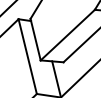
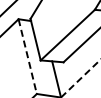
line: solid -> dashed (27, 57)
line: solid -> dashed (81, 78)
